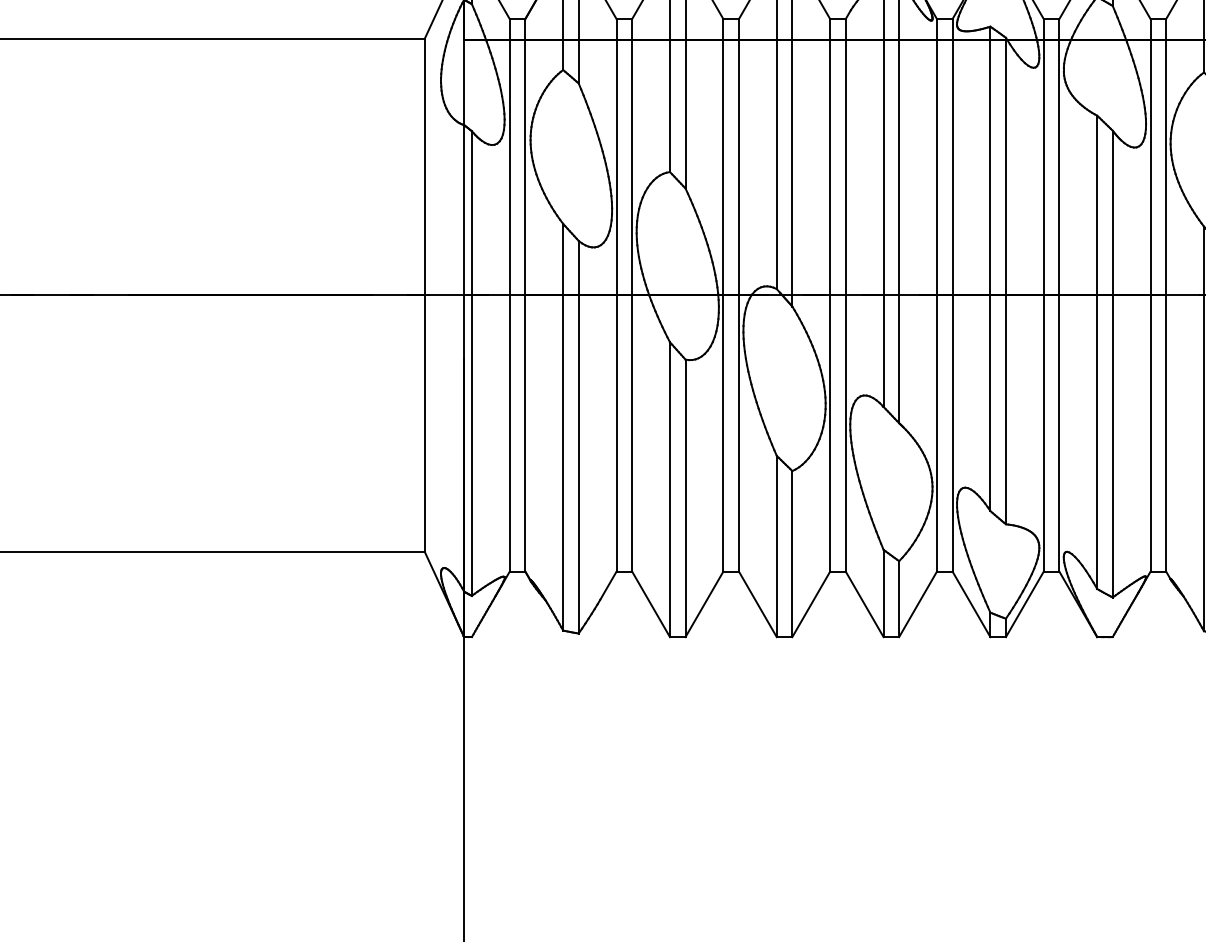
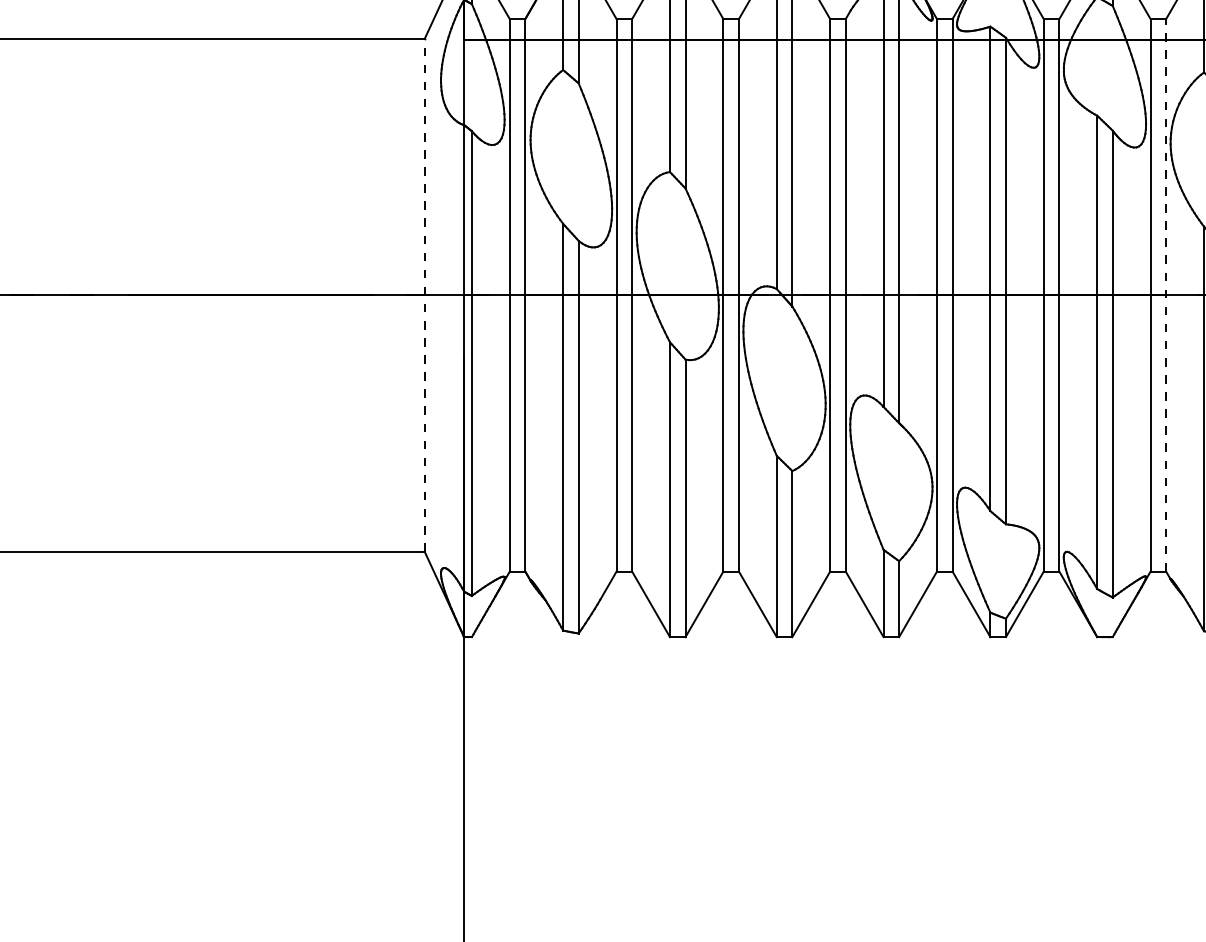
line: solid -> dashed (424, 294)
line: solid -> dashed (1166, 294)
